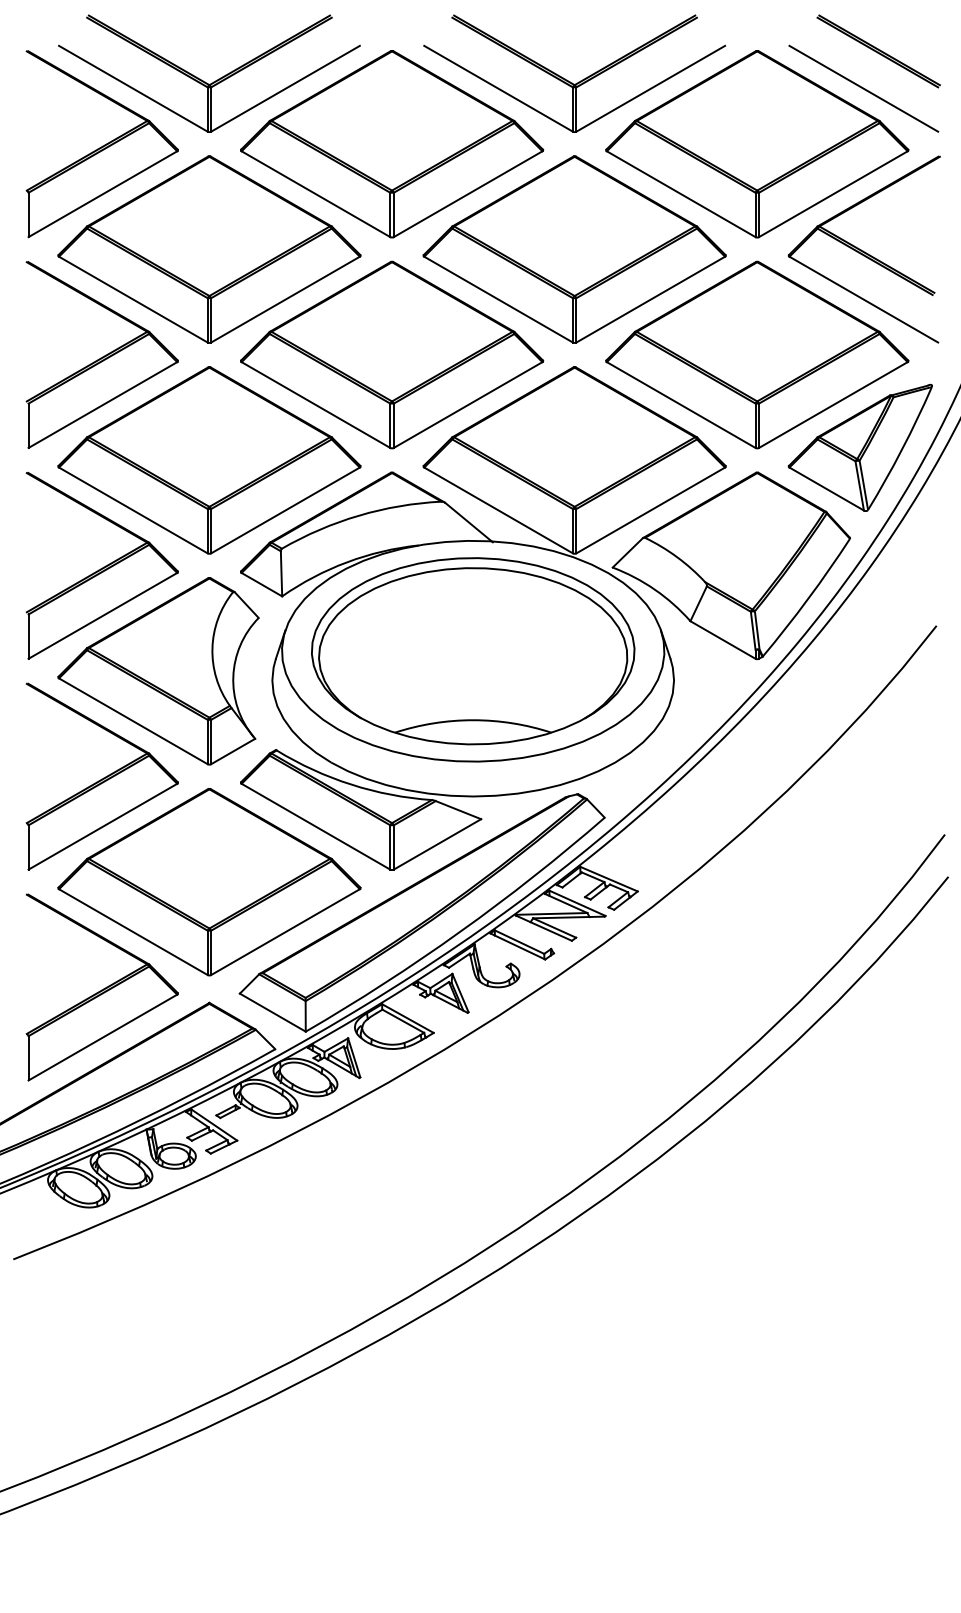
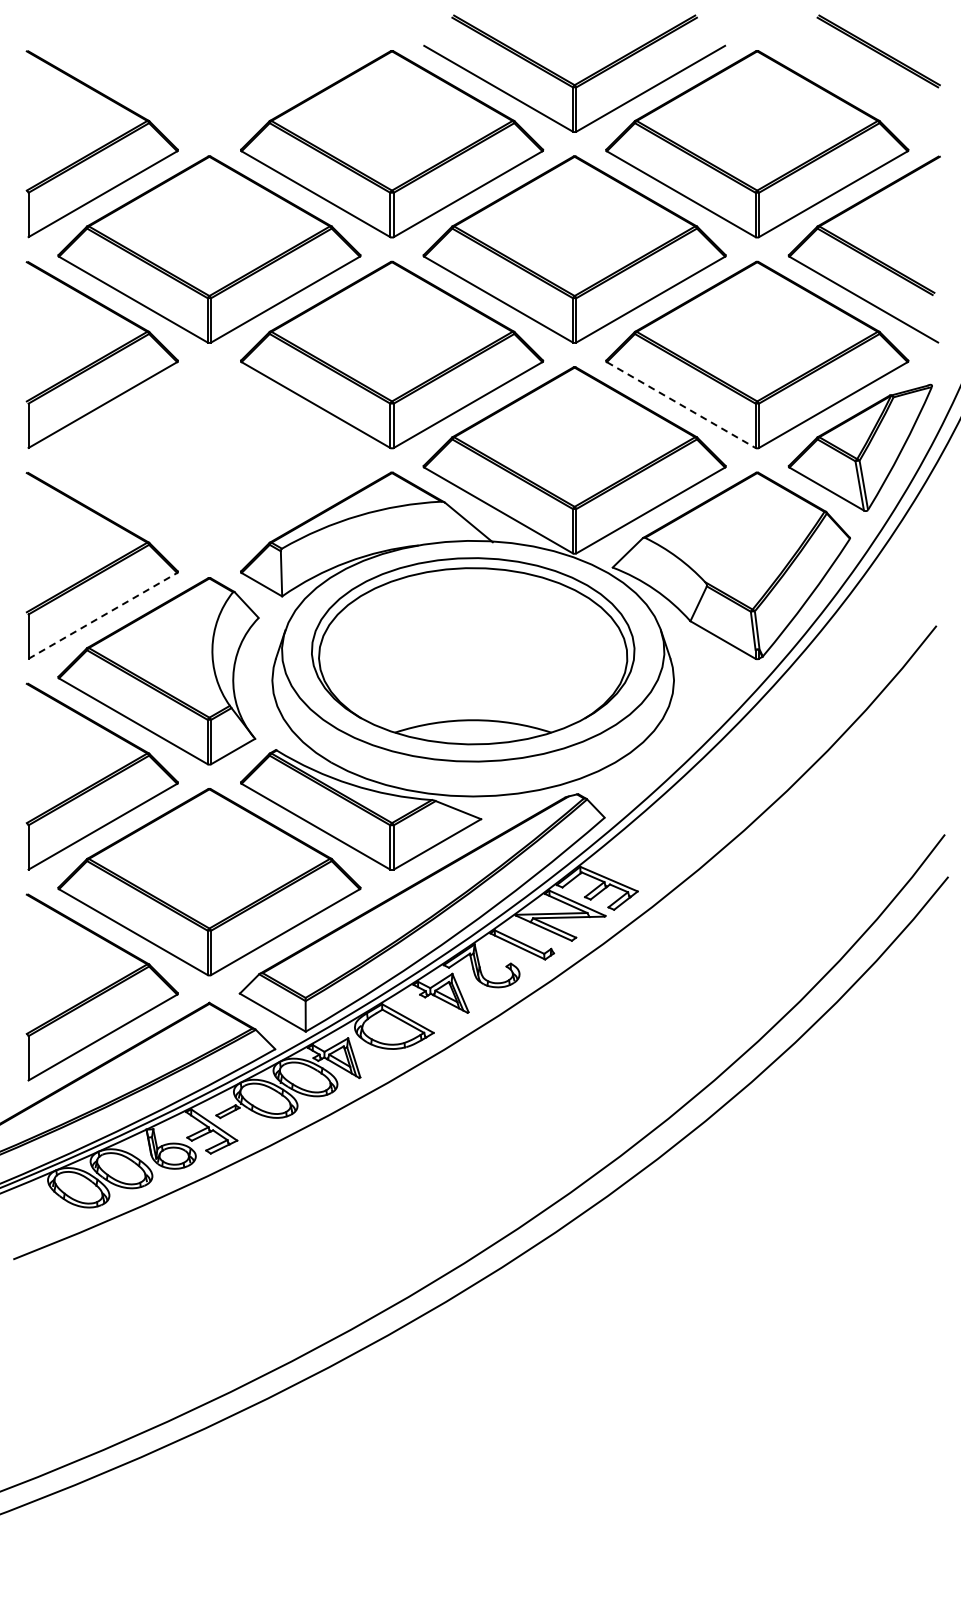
part: present -> none (205, 81)
line: present -> none (863, 88)
line: solid -> dashed (681, 405)
part: present -> none (209, 460)
line: solid -> dashed (102, 615)
